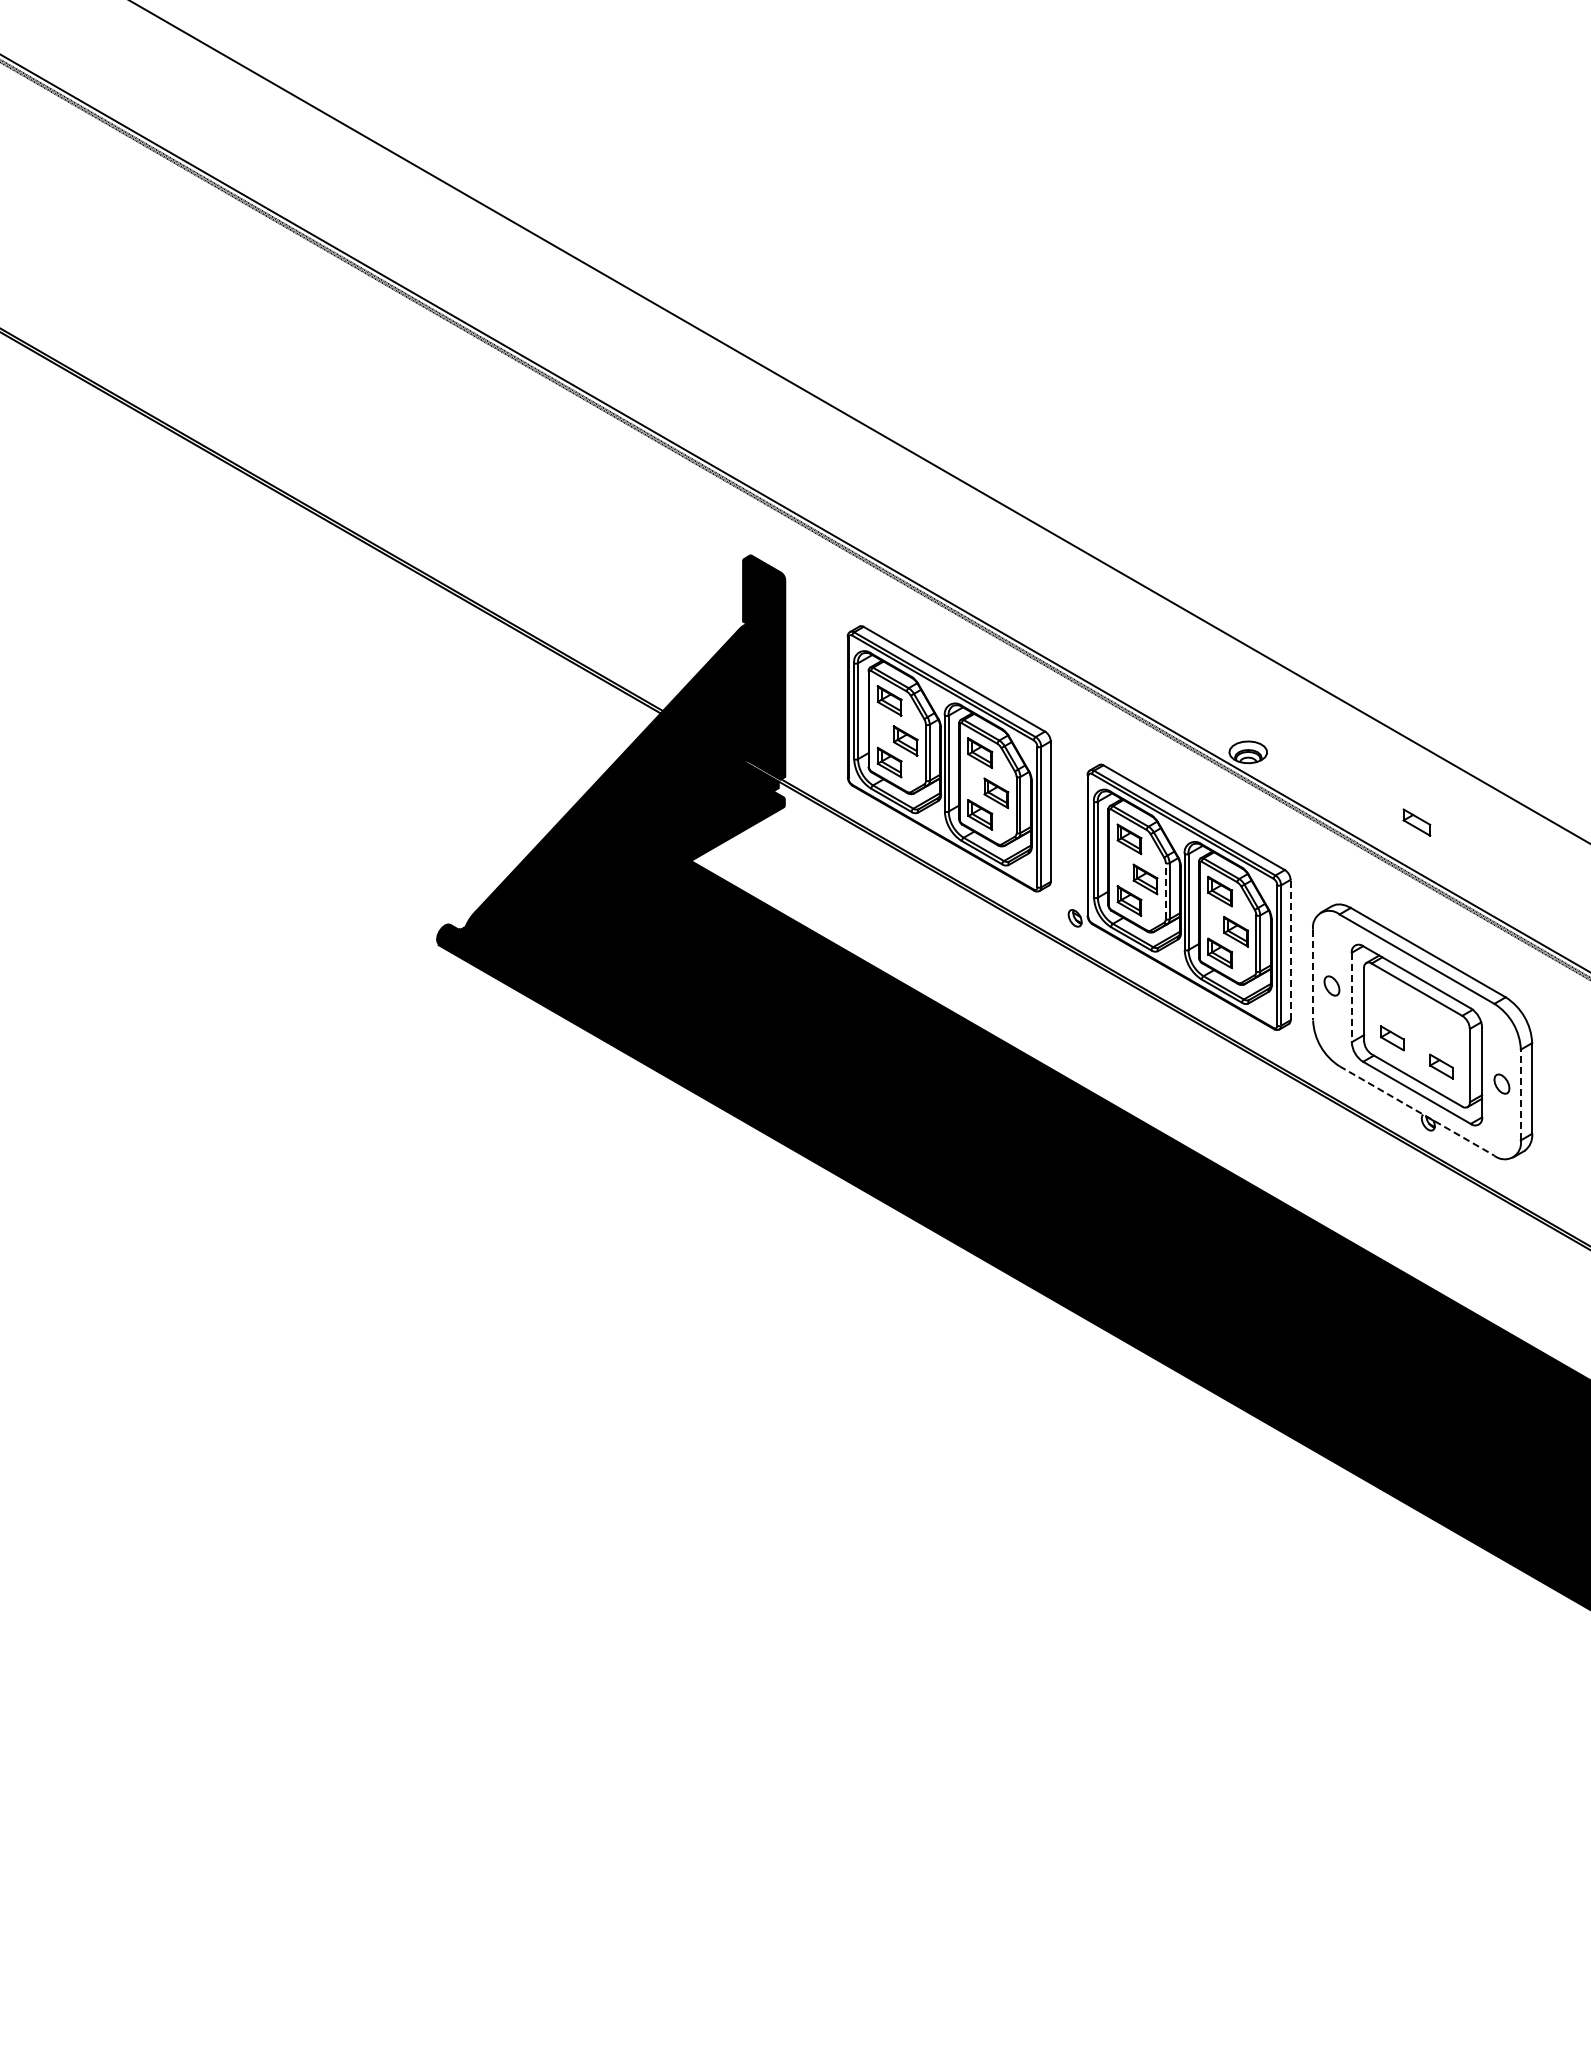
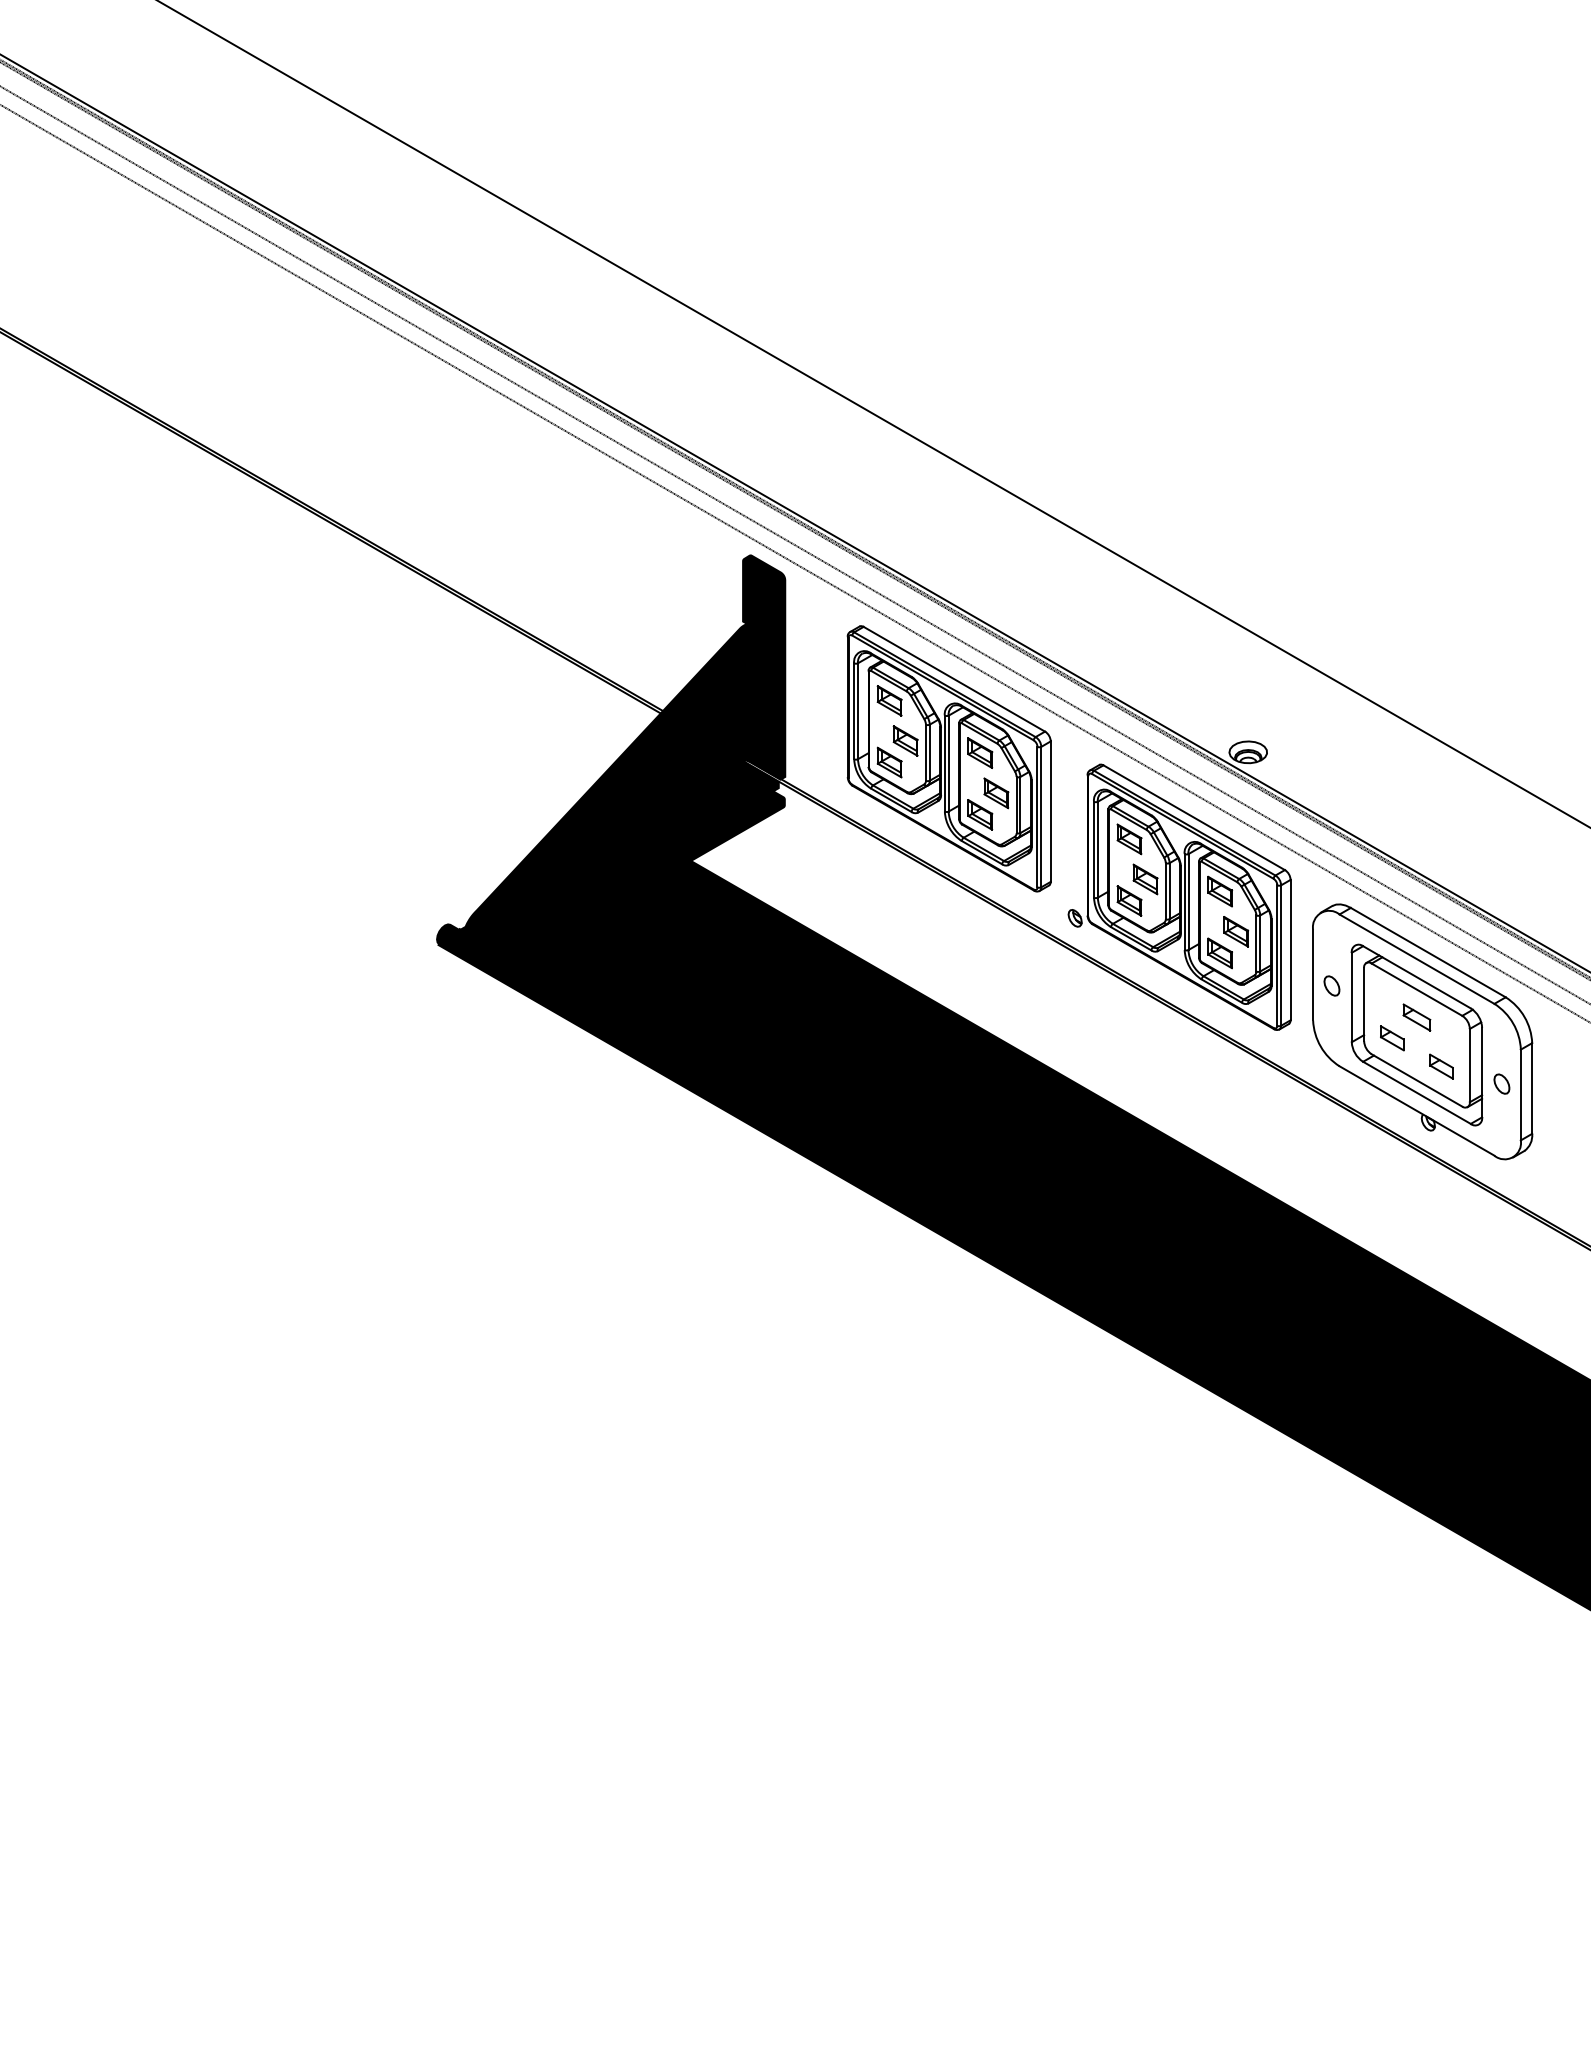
line position: (859, 422) -> (873, 413) (873, 413)
line: none -> present (794, 544)
line: none -> present (794, 563)
part position: (1416, 822) -> (1416, 1017) (1416, 1017)
line: dashed -> solid (1165, 890)
line: dashed -> solid (1290, 949)
line: dashed -> solid (1313, 975)
line: dashed -> solid (1351, 997)
line: dashed -> solid (1520, 1094)
line: dashed -> solid (1417, 1111)
